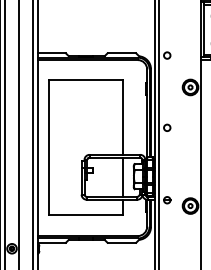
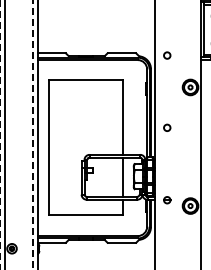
line: solid -> dashed (0, 134)
line: present -> none (18, 134)
line: solid -> dashed (32, 134)
line: present -> none (158, 134)
